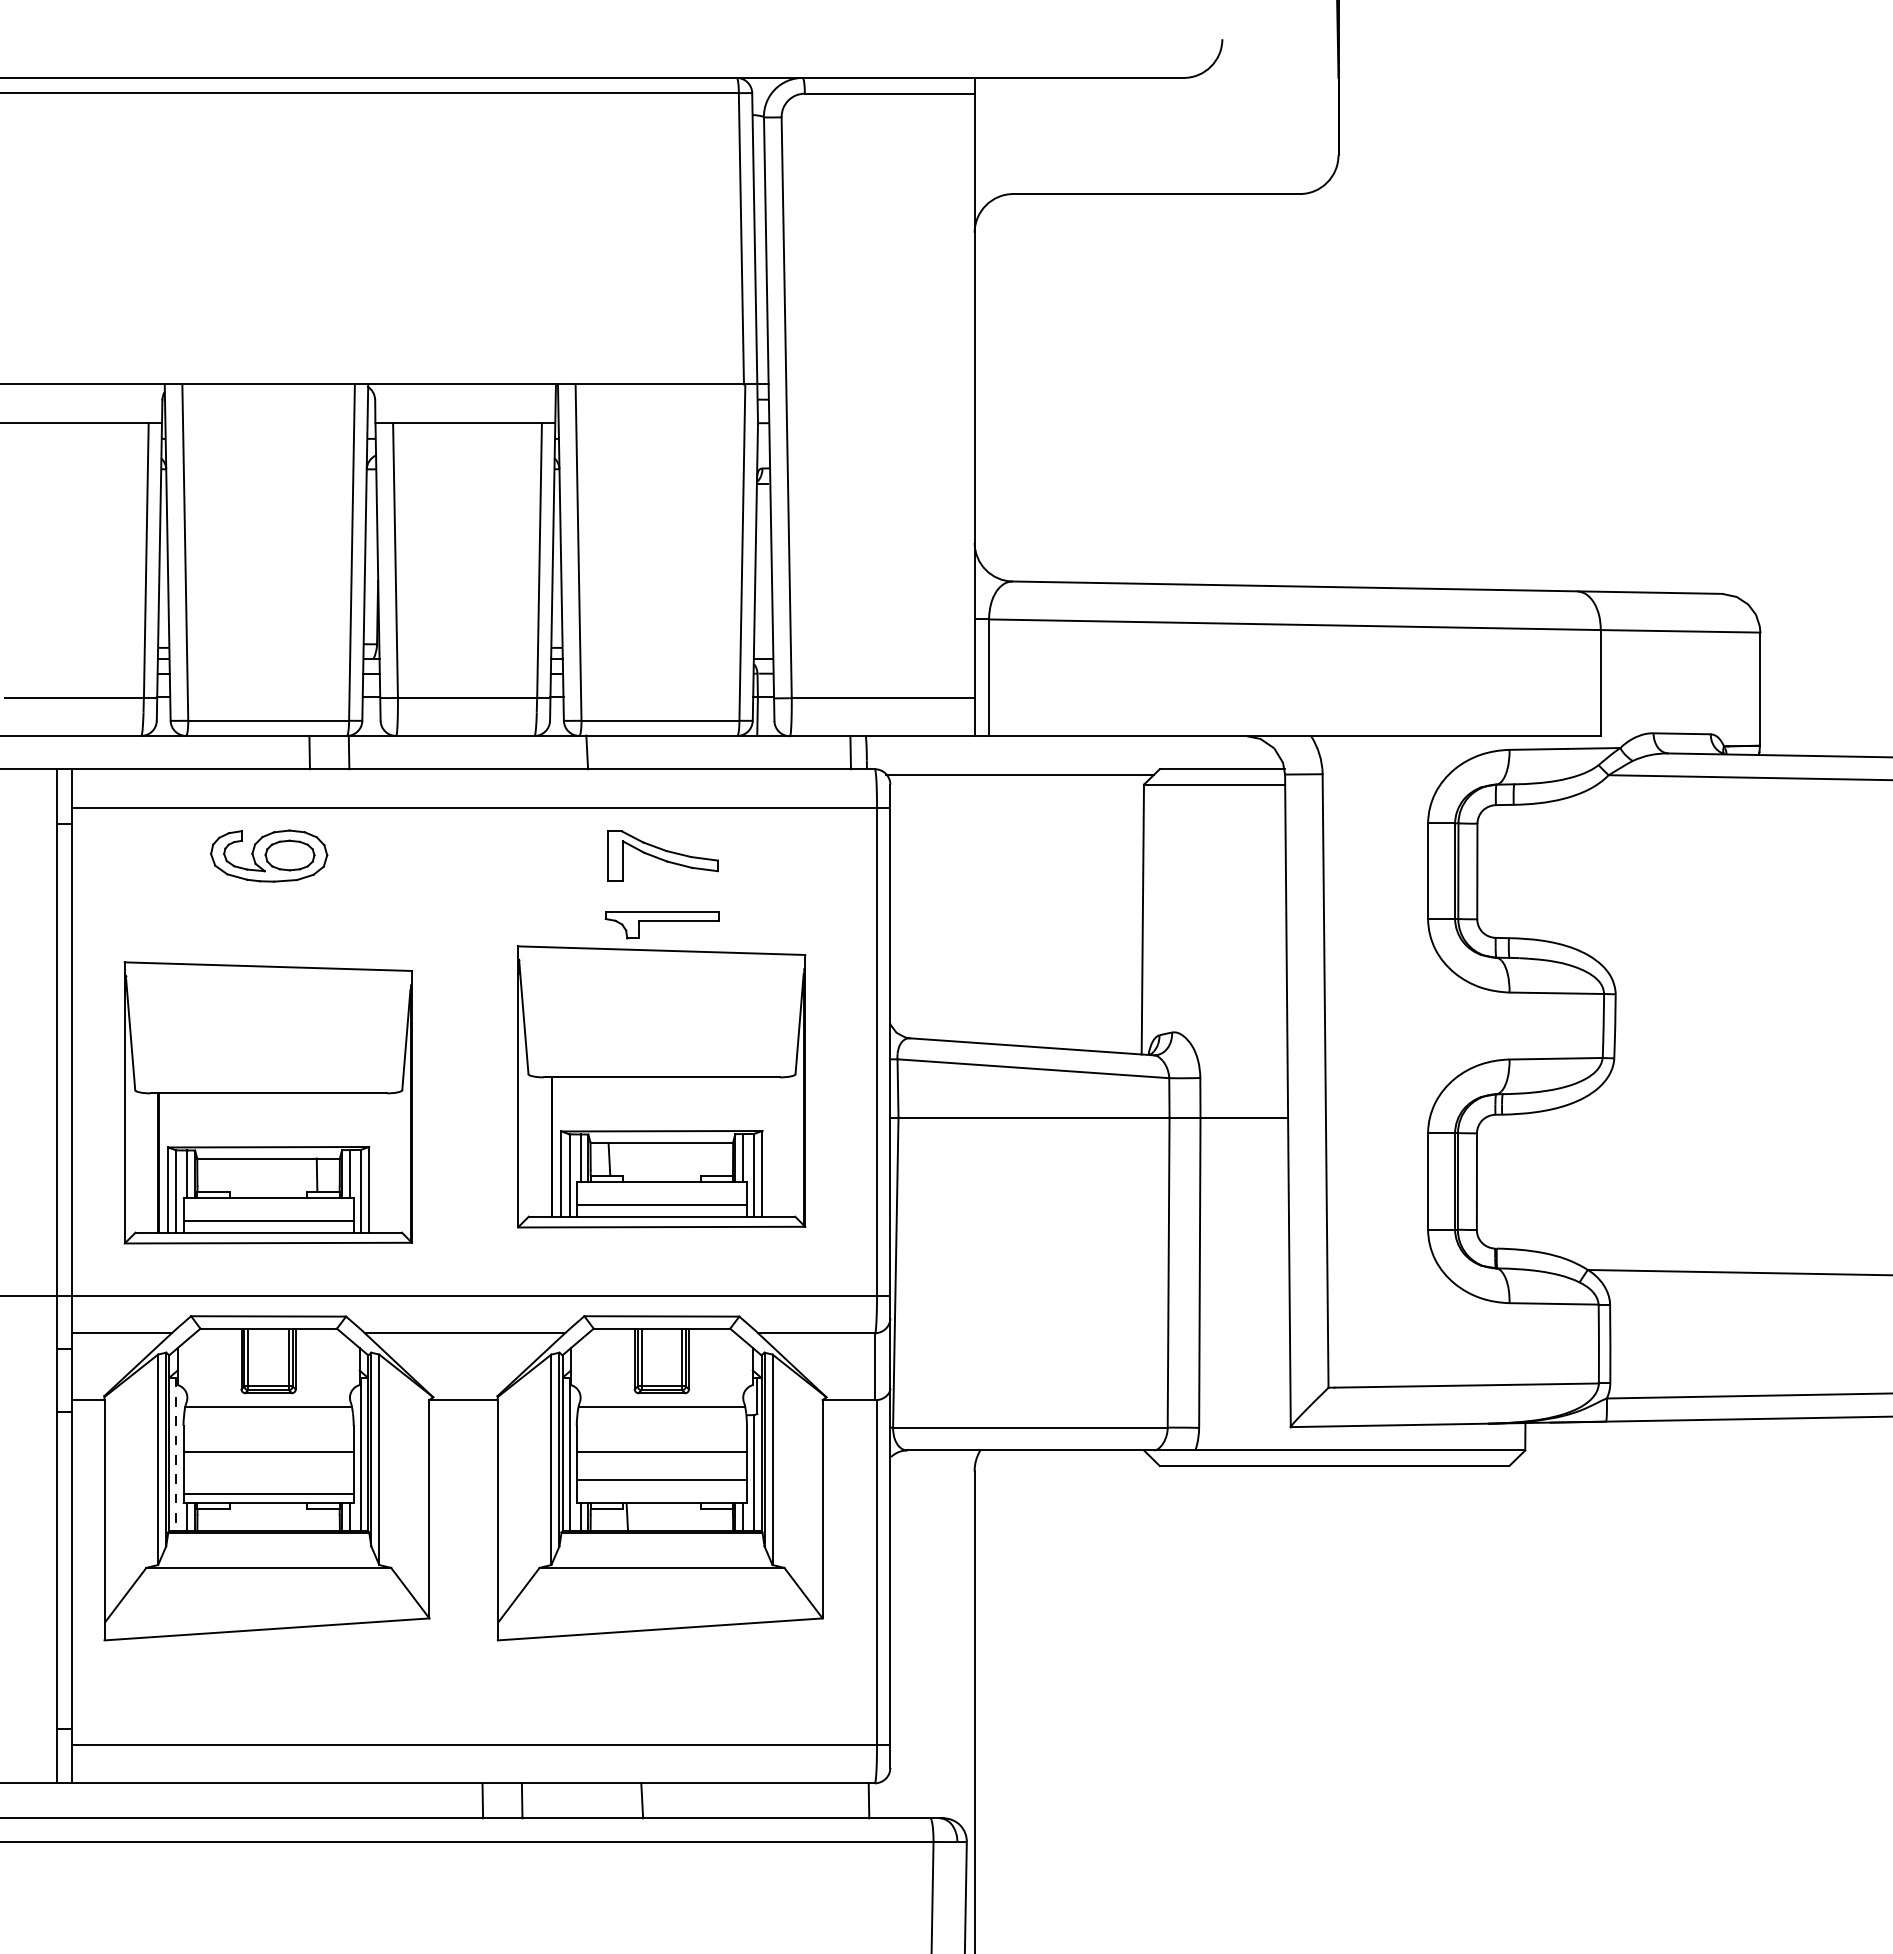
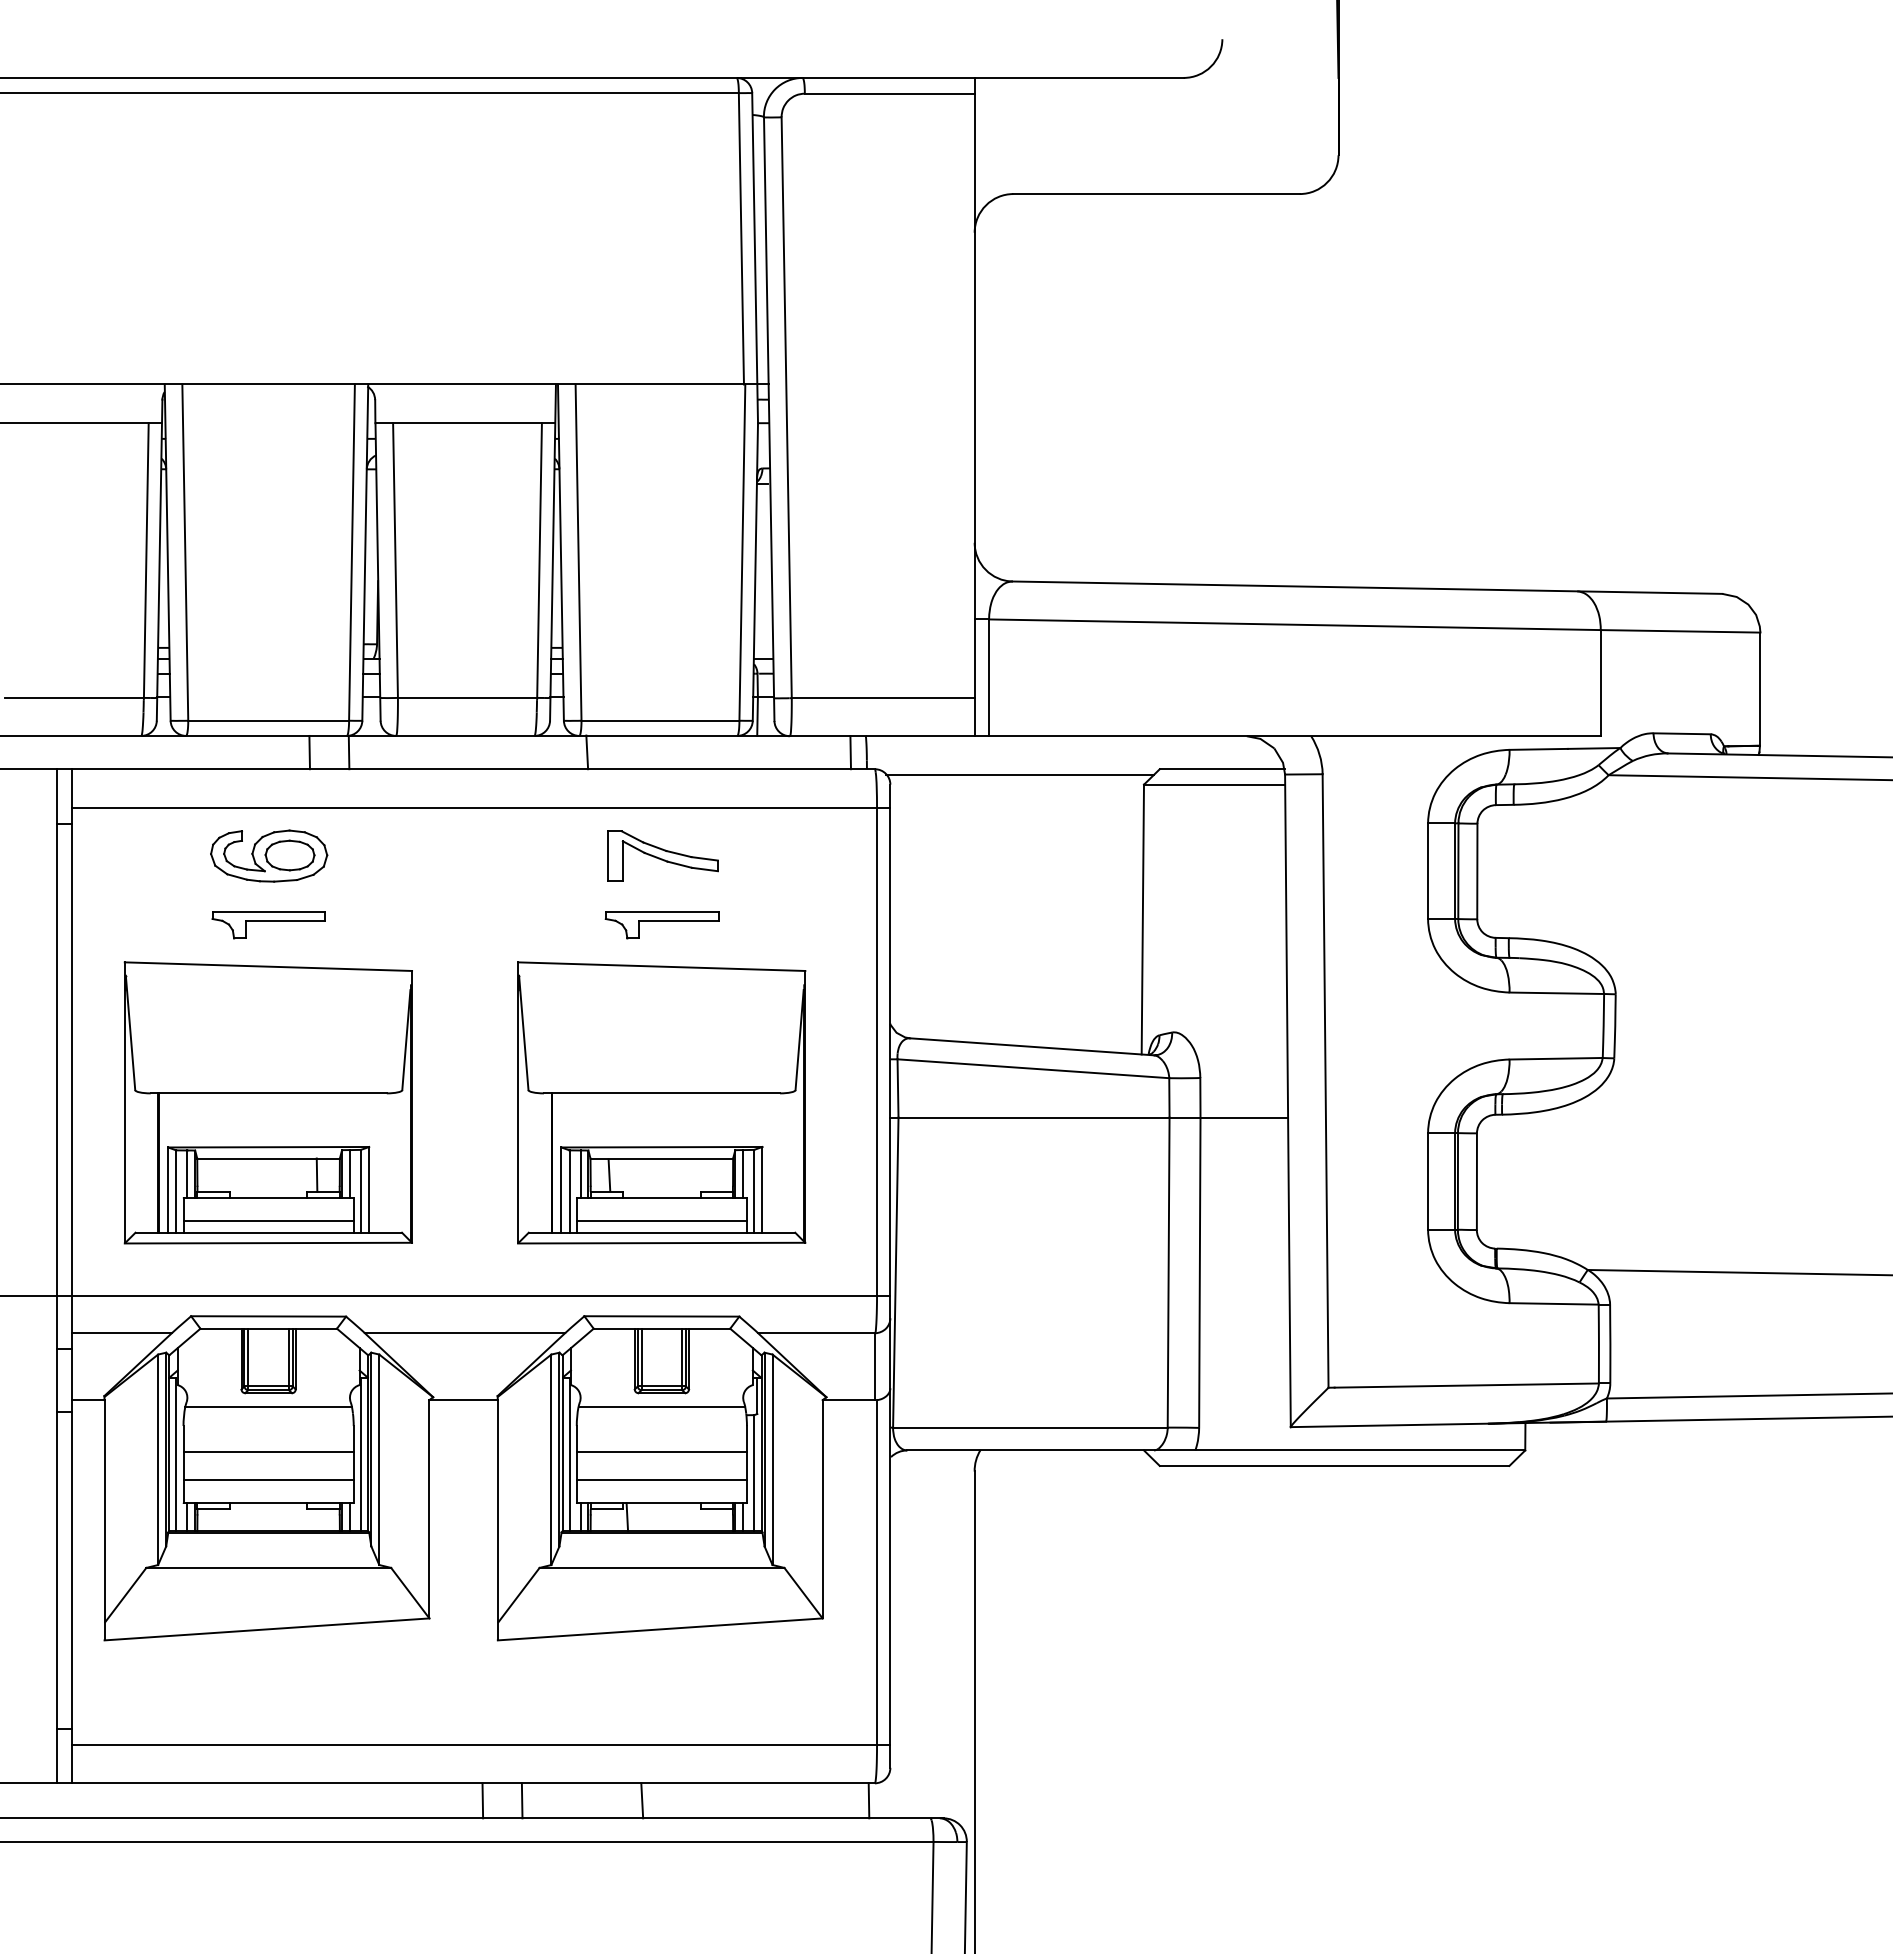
part: none -> present (268, 925)
part position: (661, 1086) -> (661, 1102) (661, 1102)
line: dashed -> solid (176, 1454)
line position: (268, 1493) -> (268, 1479) (268, 1479)
